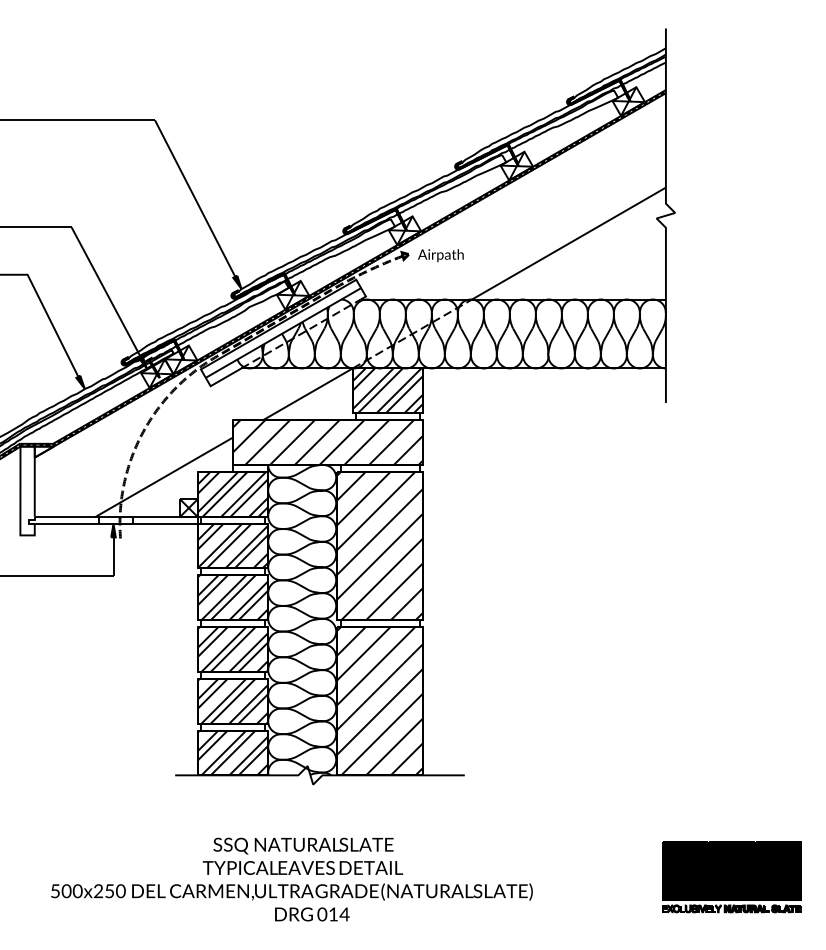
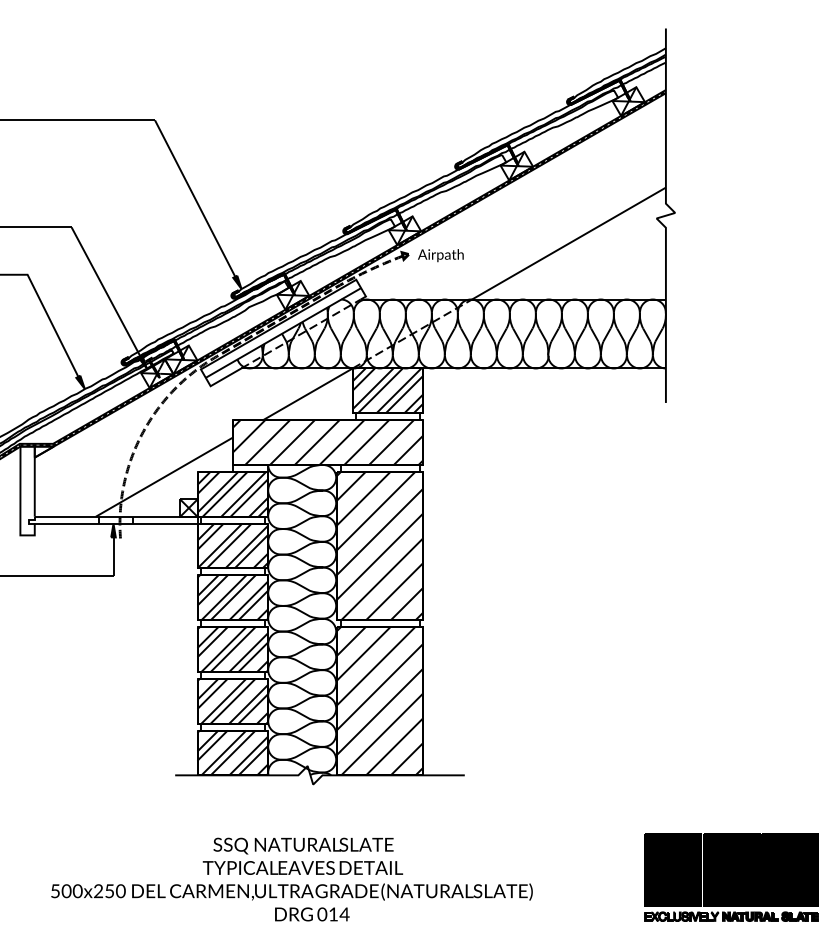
part size: 140x73 px -> 175x89 px (731, 877)
